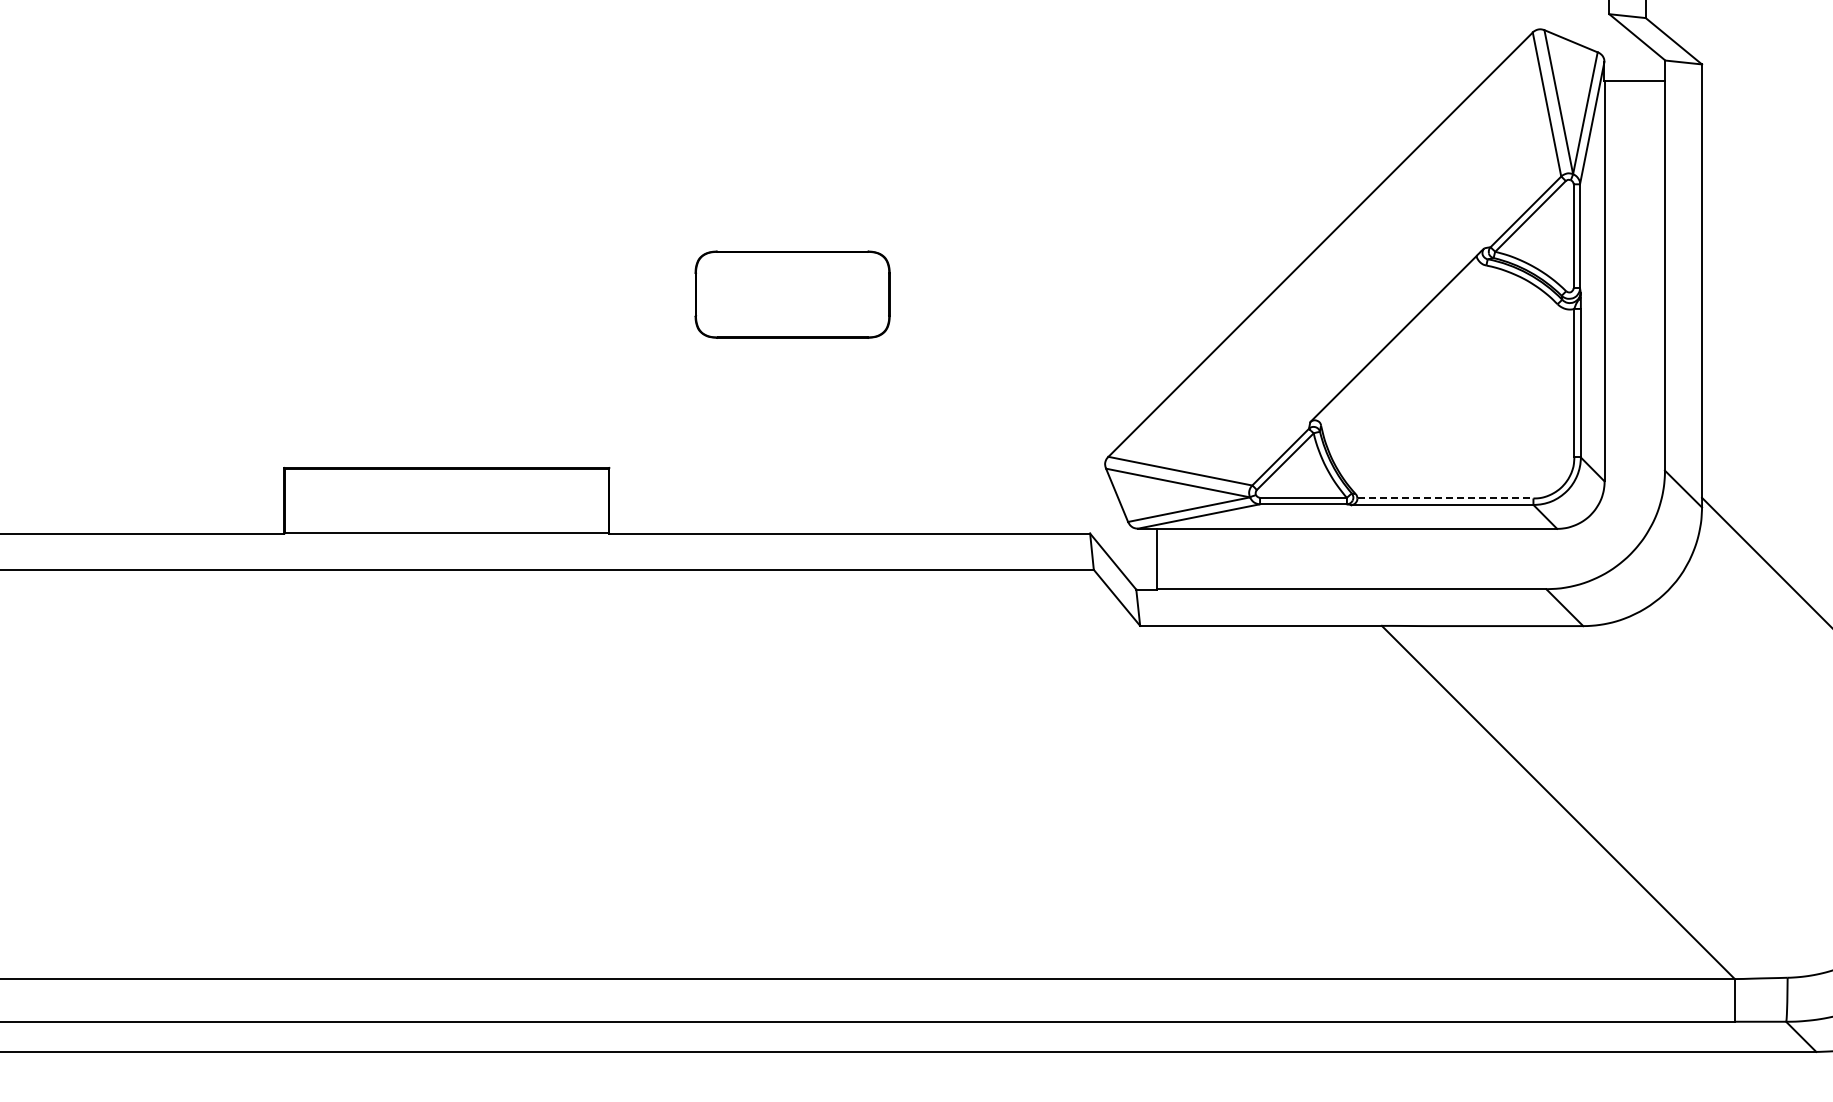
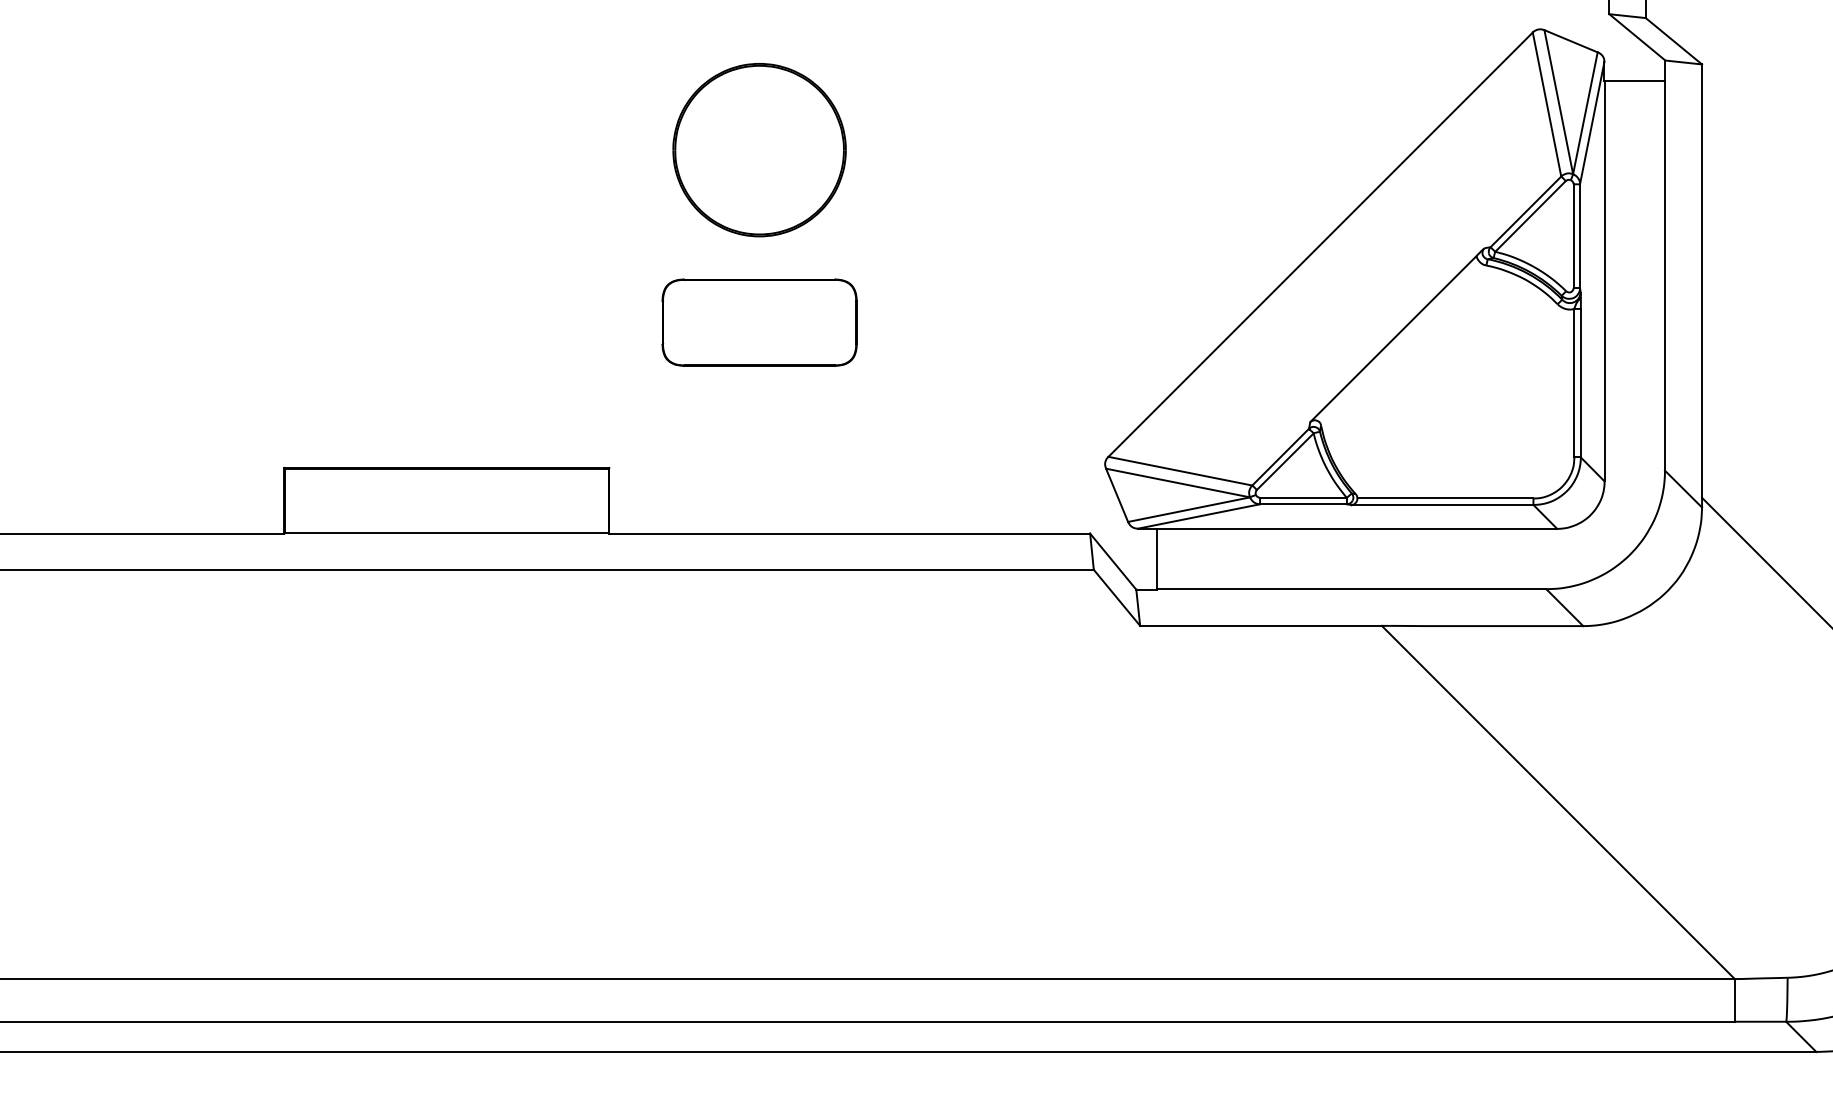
part: none -> present (759, 150)
part position: (792, 294) -> (759, 322) (759, 322)
line: dashed -> solid (1445, 498)
